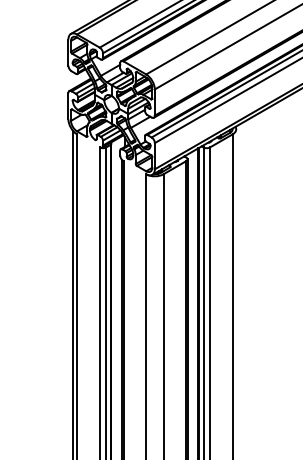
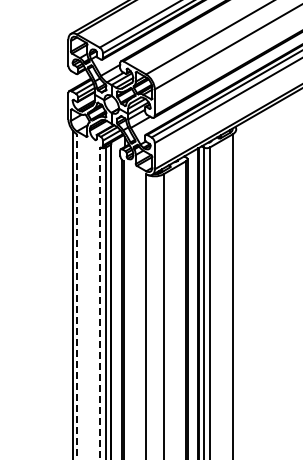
line: solid -> dashed (77, 296)
line: solid -> dashed (99, 303)
